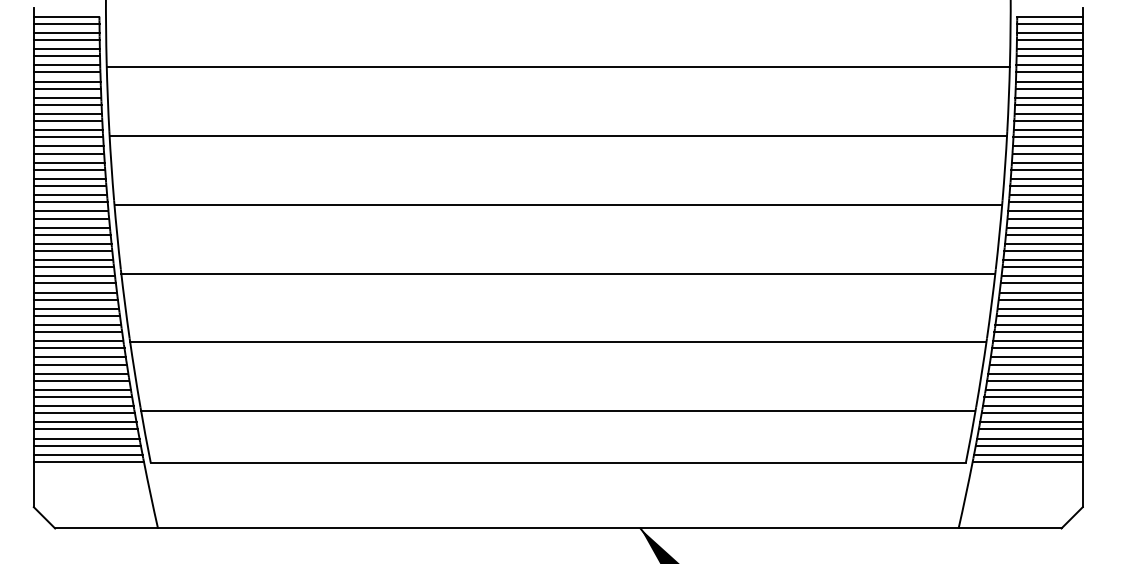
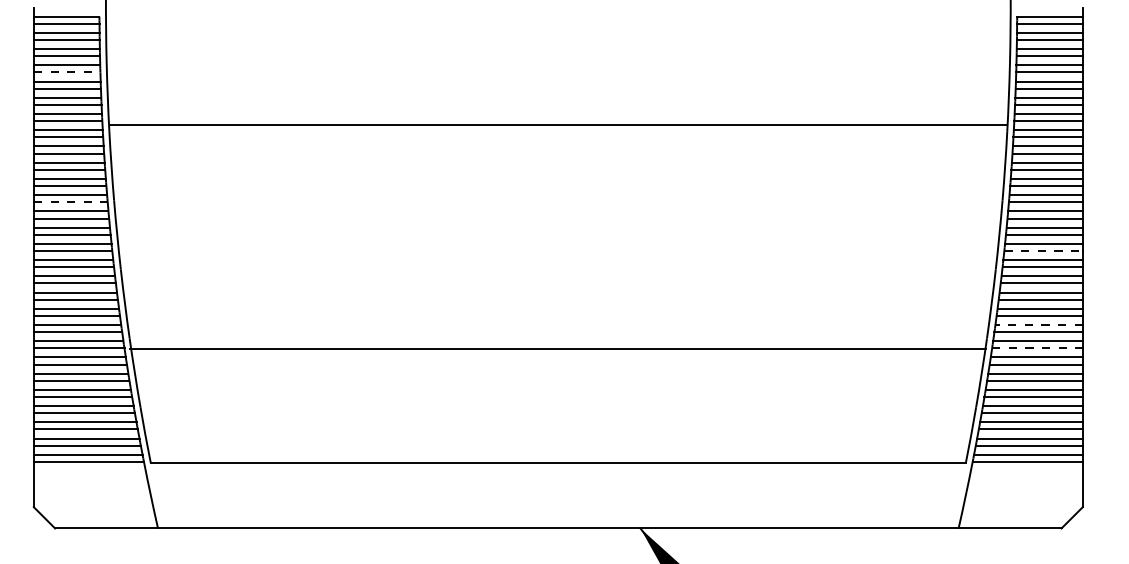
line: present -> none (557, 67)
line: solid -> dashed (67, 72)
line position: (557, 136) -> (557, 125) (557, 125)
line: solid -> dashed (70, 202)
line: present -> none (558, 204)
line: solid -> dashed (1044, 250)
line: present -> none (558, 273)
line: solid -> dashed (1039, 324)
line position: (558, 342) -> (558, 349) (558, 349)
line: solid -> dashed (1037, 348)
line: present -> none (558, 411)
